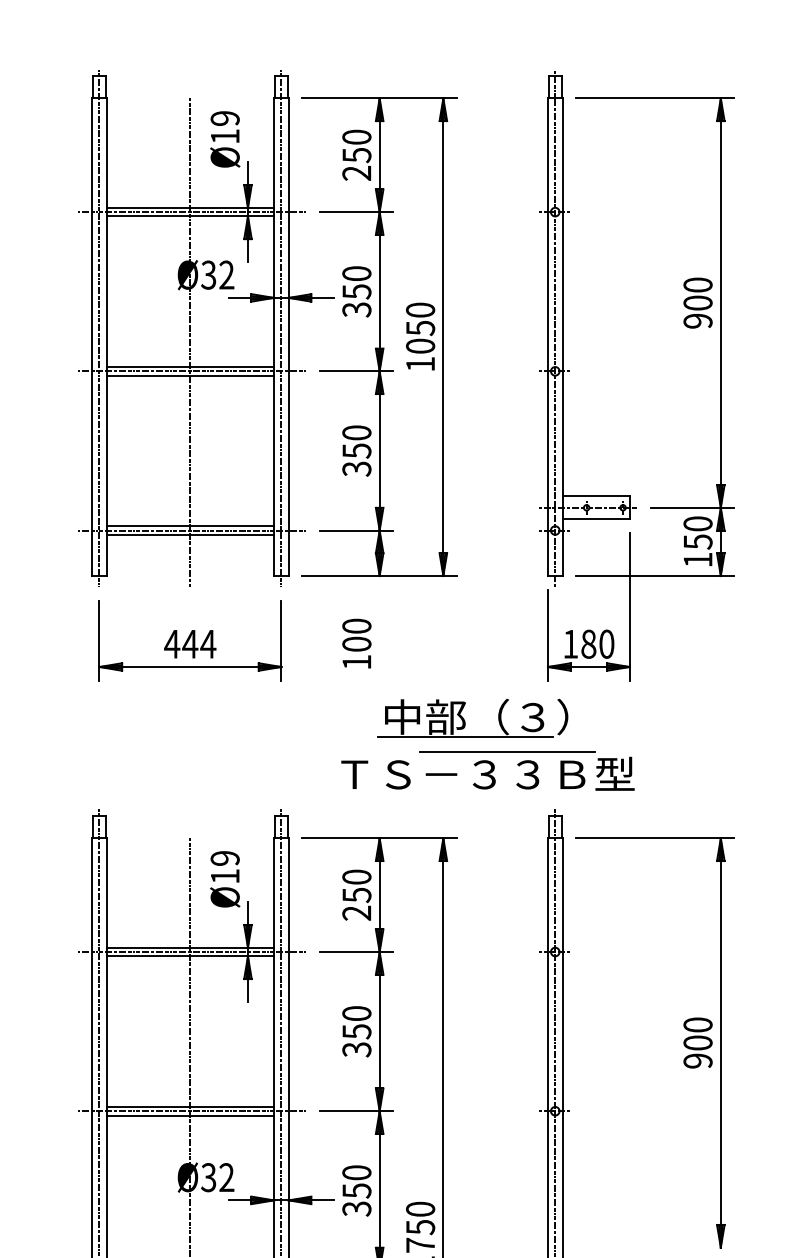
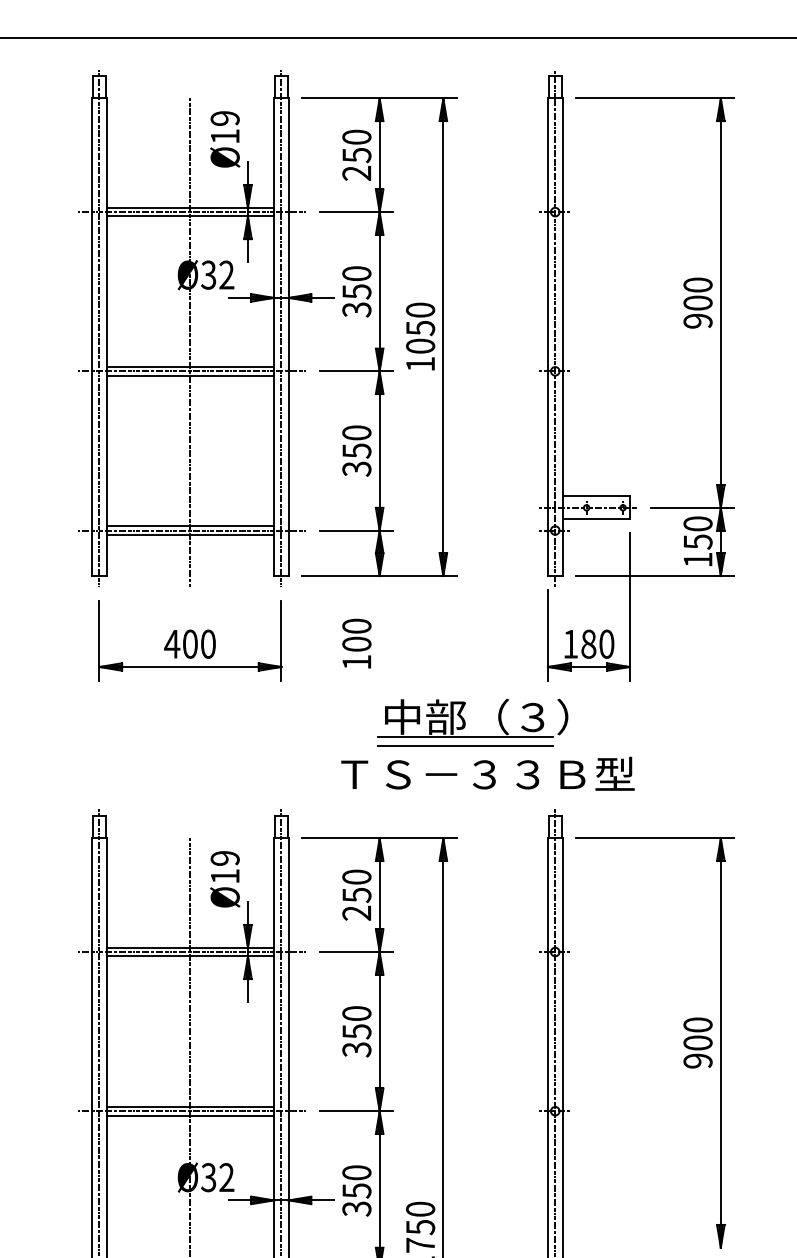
line: none -> present (397, 37)
text: 444 -> 400 (199, 643)
line position: (507, 751) -> (465, 745) (465, 745)
